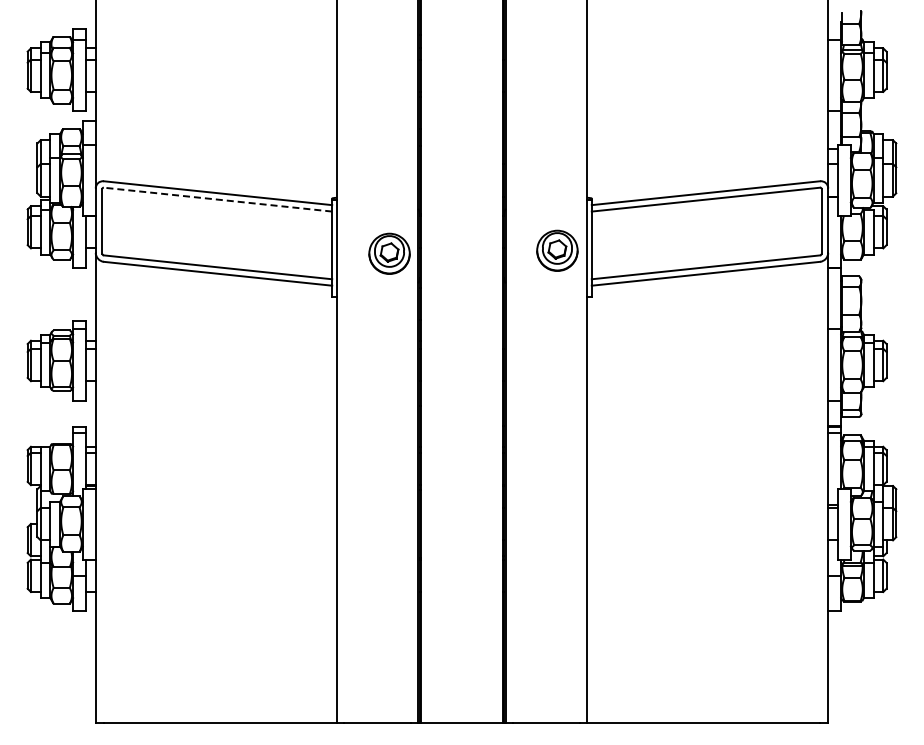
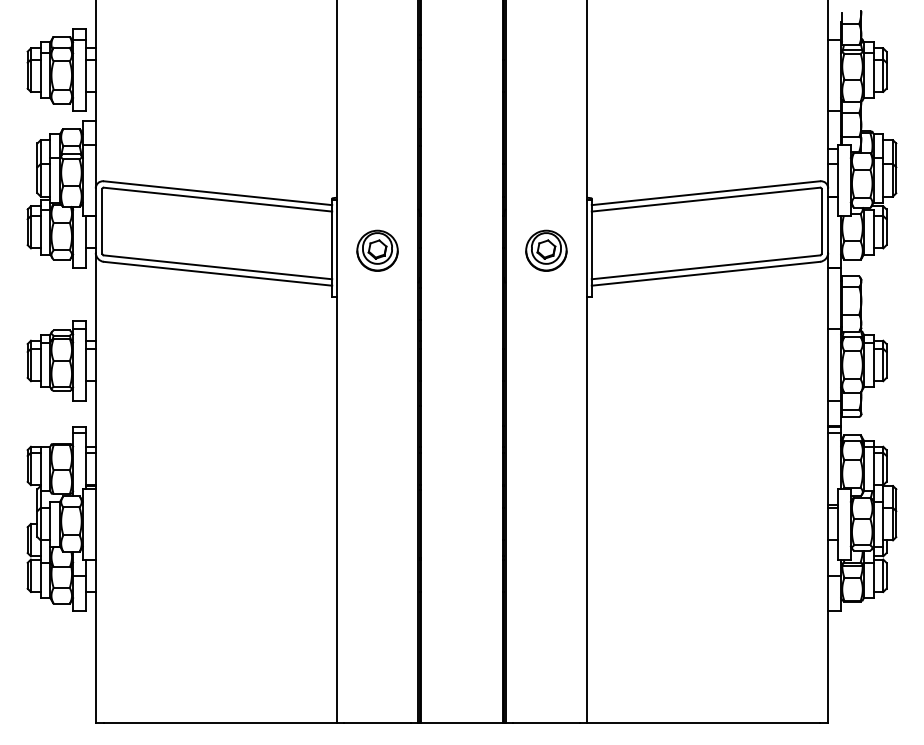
line: dashed -> solid (218, 199)
part position: (557, 250) -> (546, 250) (546, 250)
part position: (389, 253) -> (377, 250) (377, 250)
